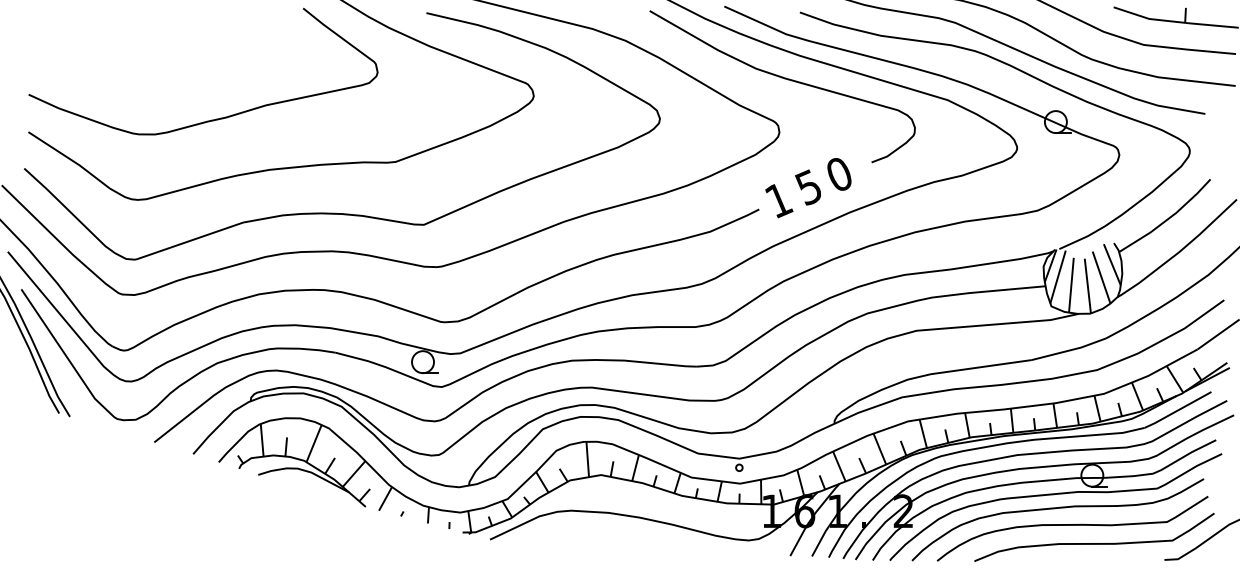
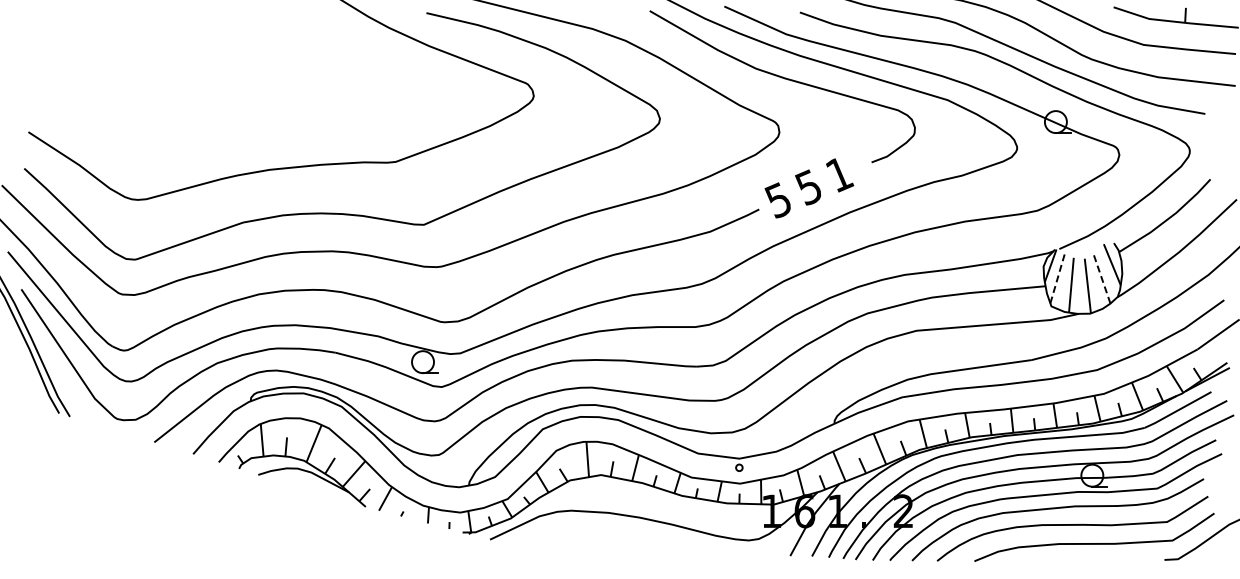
curve: present -> none (211, 119)
text: 0 -> 1 (840, 175)
text: 1 -> 5 (778, 200)
line: solid -> dashed (1058, 276)
line: solid -> dashed (1101, 277)
